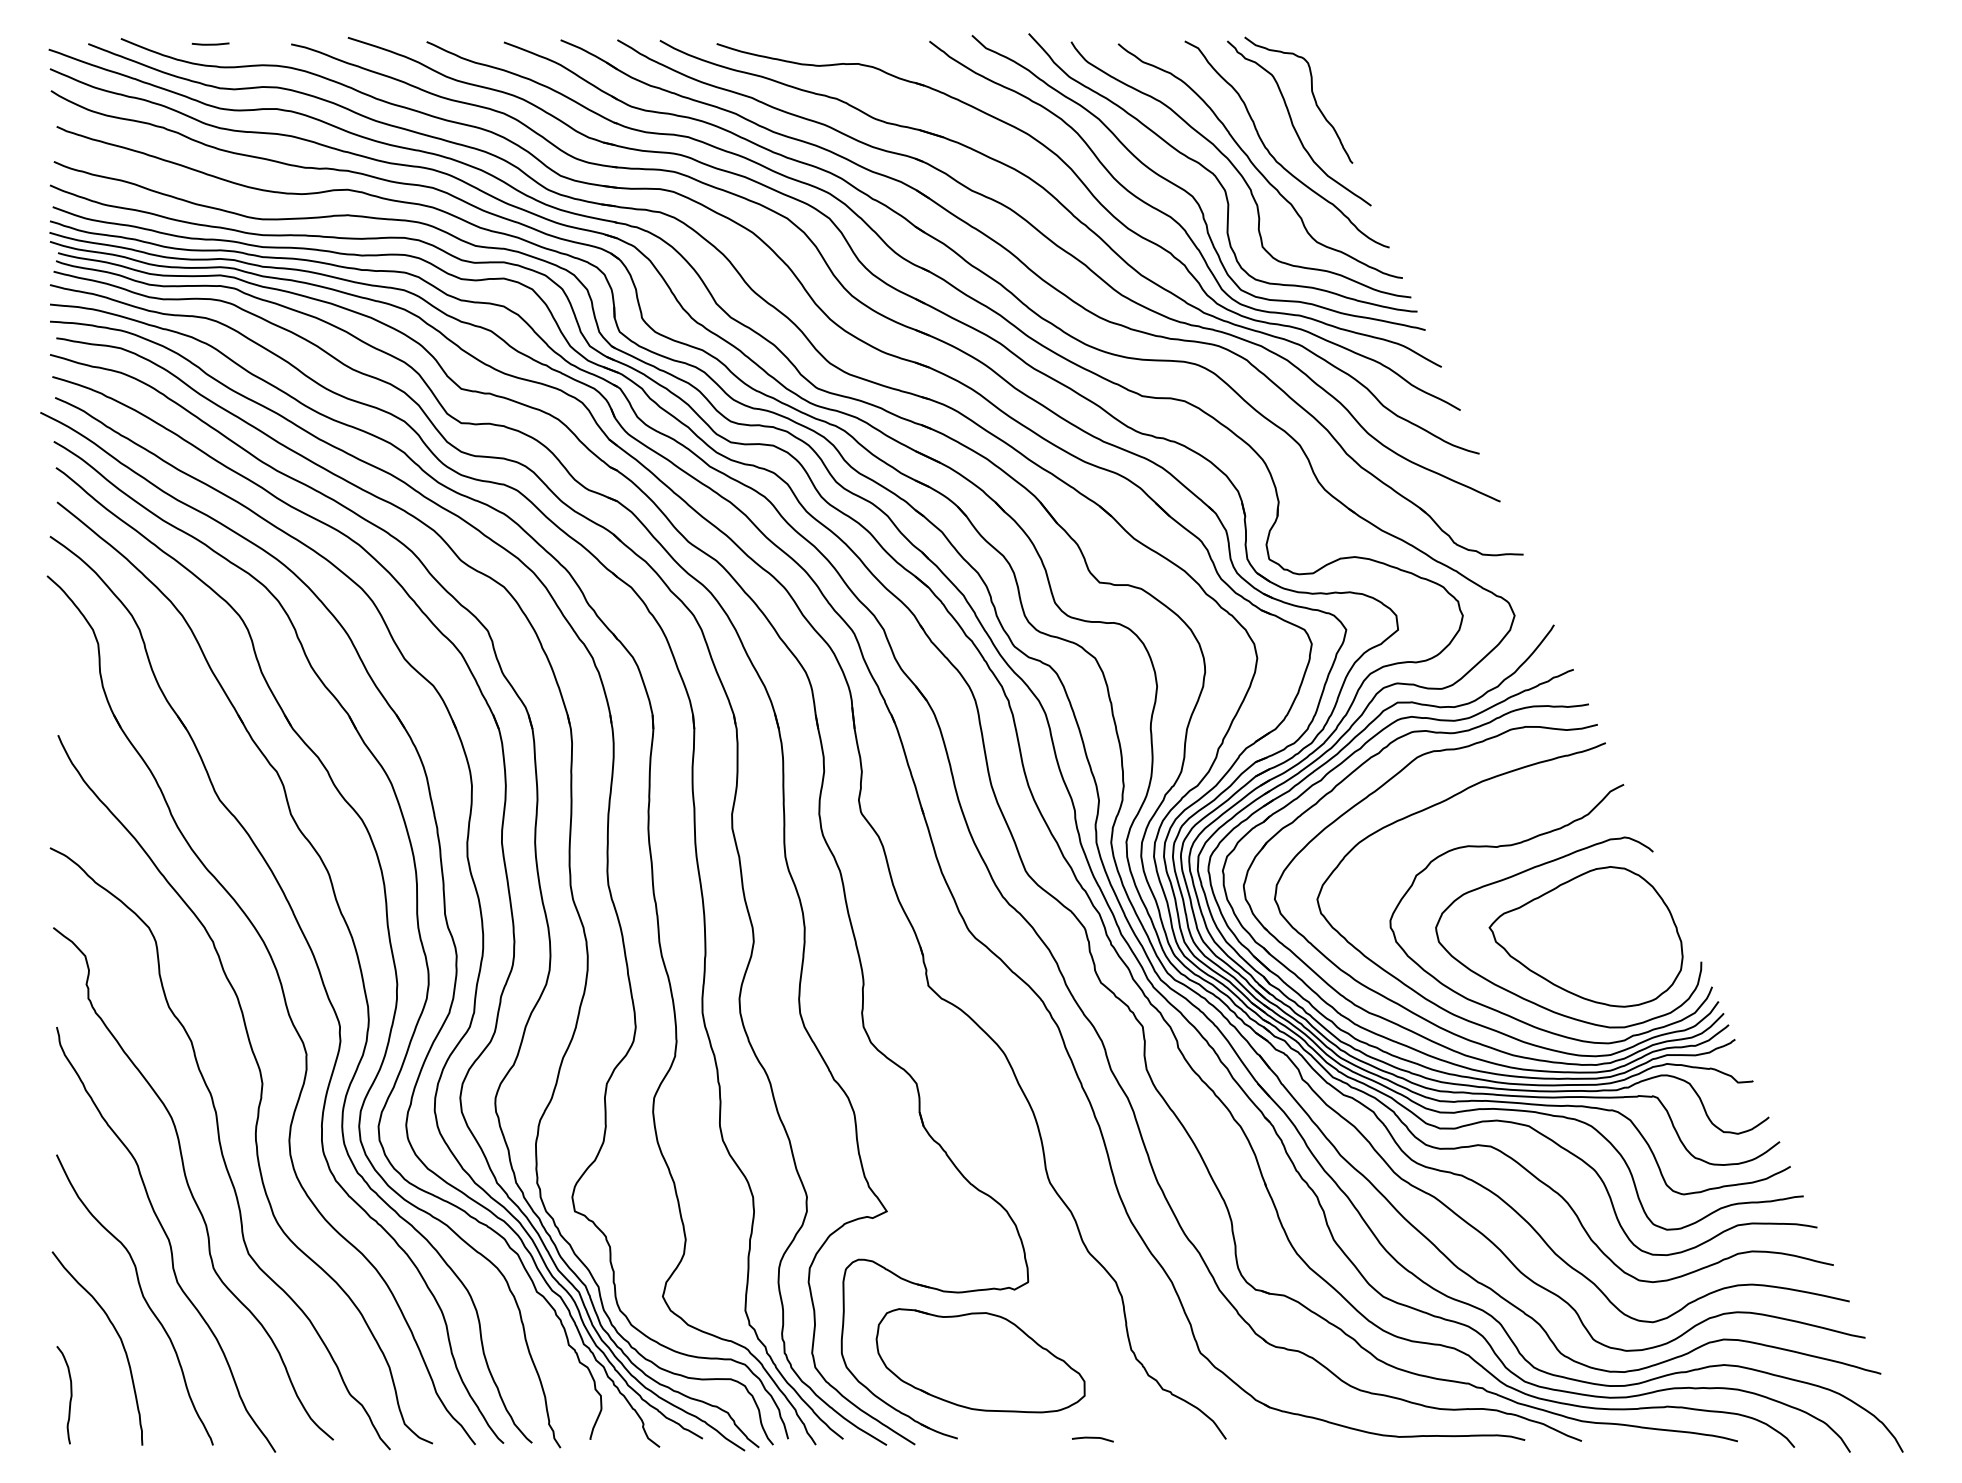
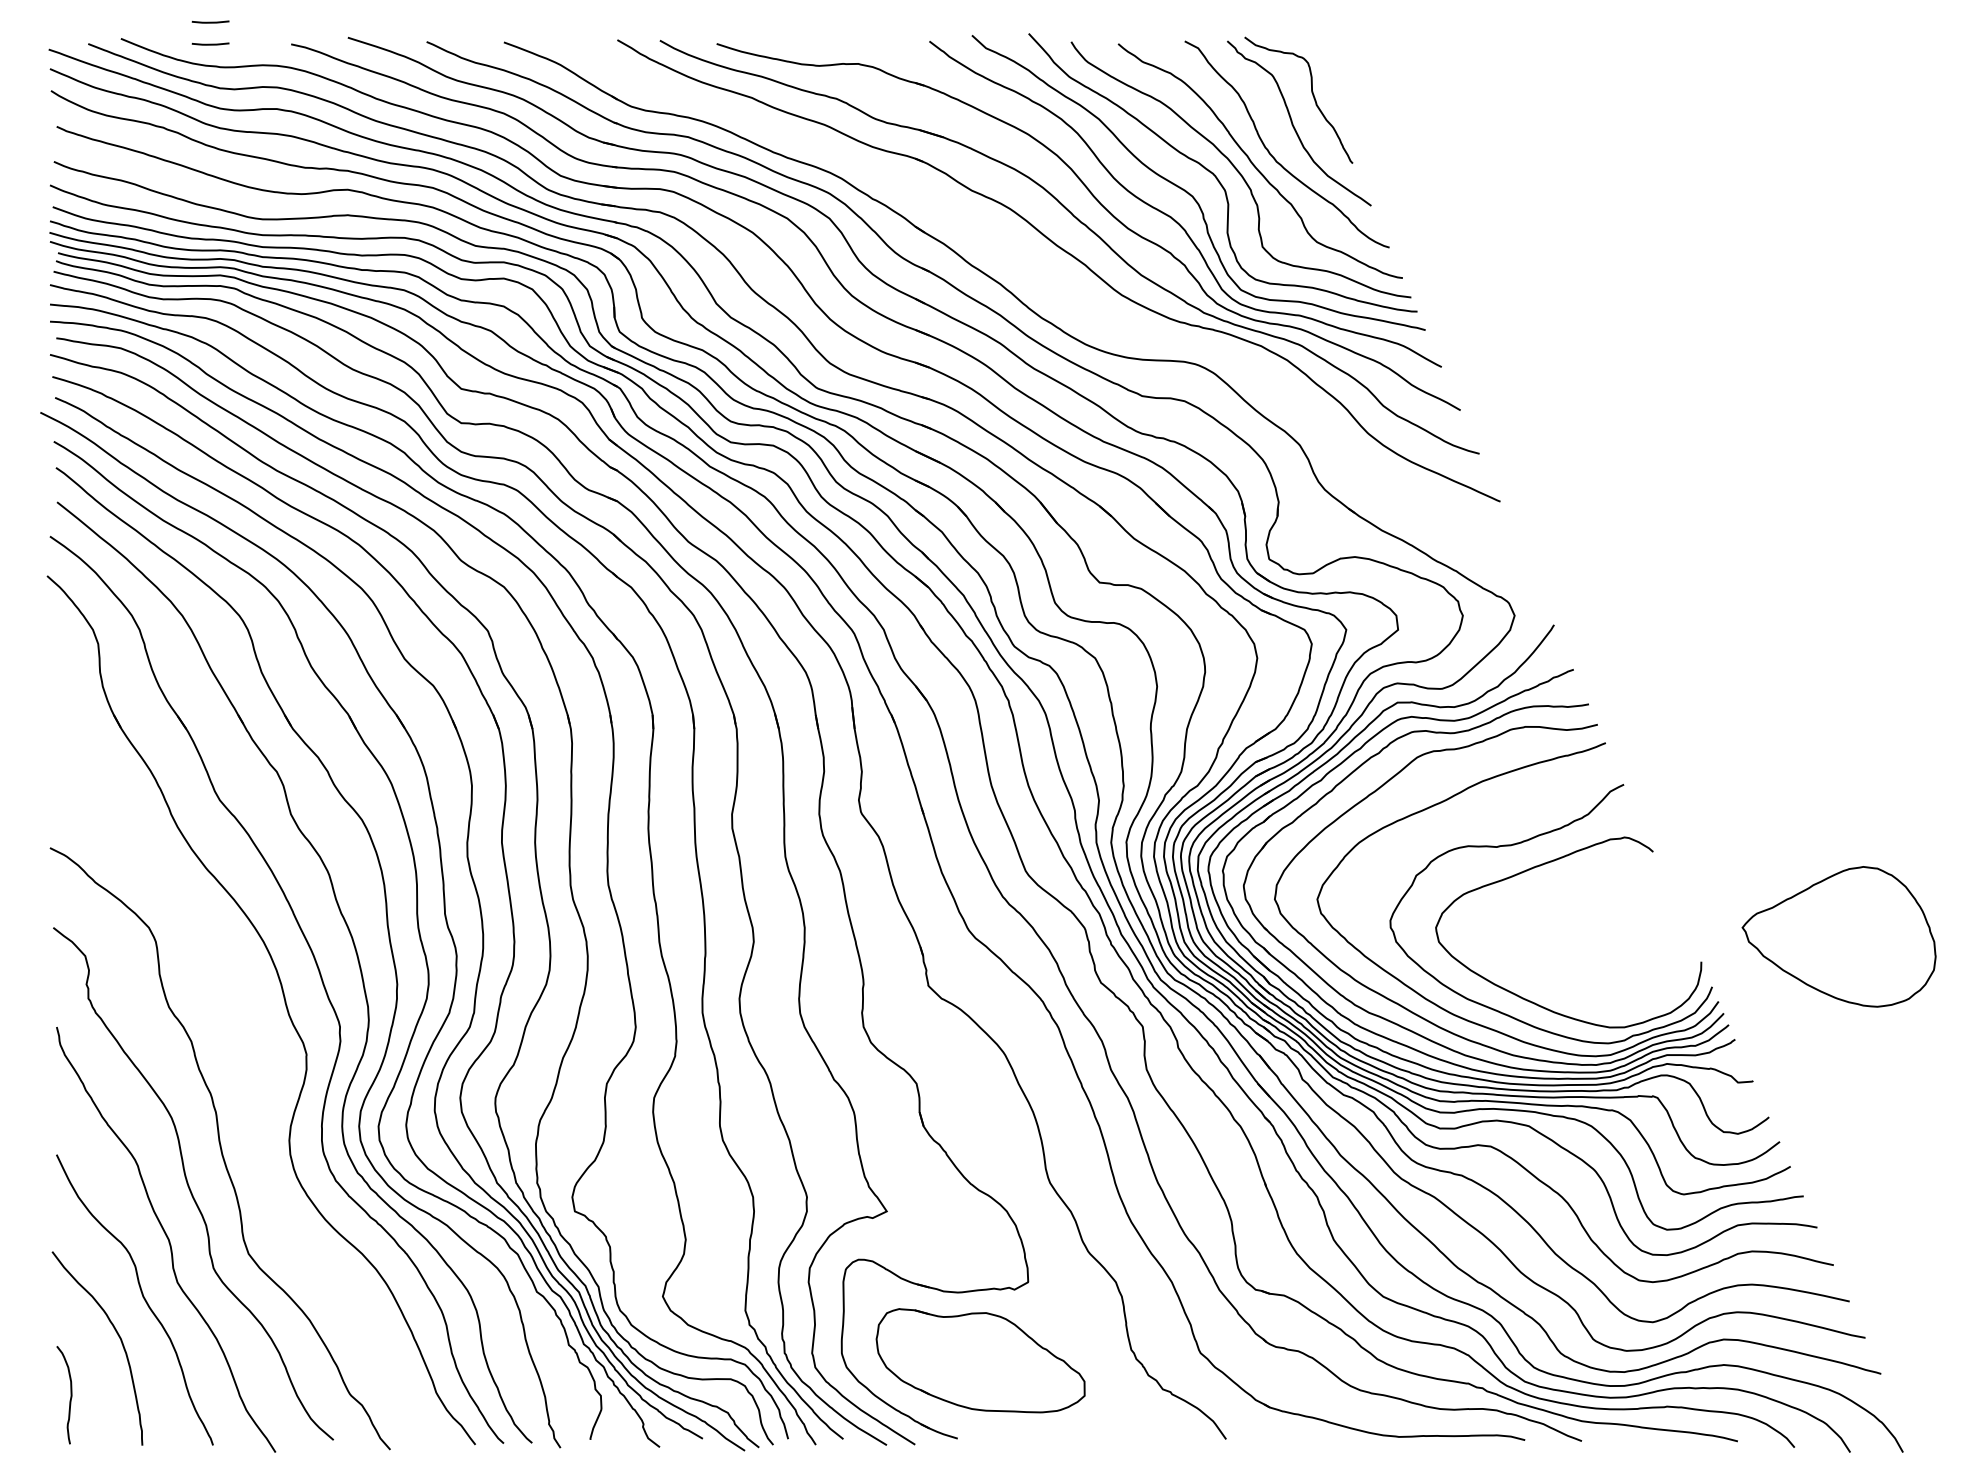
line: none -> present (210, 21)
part: present -> none (1048, 285)
part position: (1585, 936) -> (1838, 936) (1838, 936)
curve: present -> none (260, 1091)
curve: present -> none (1092, 1438)
